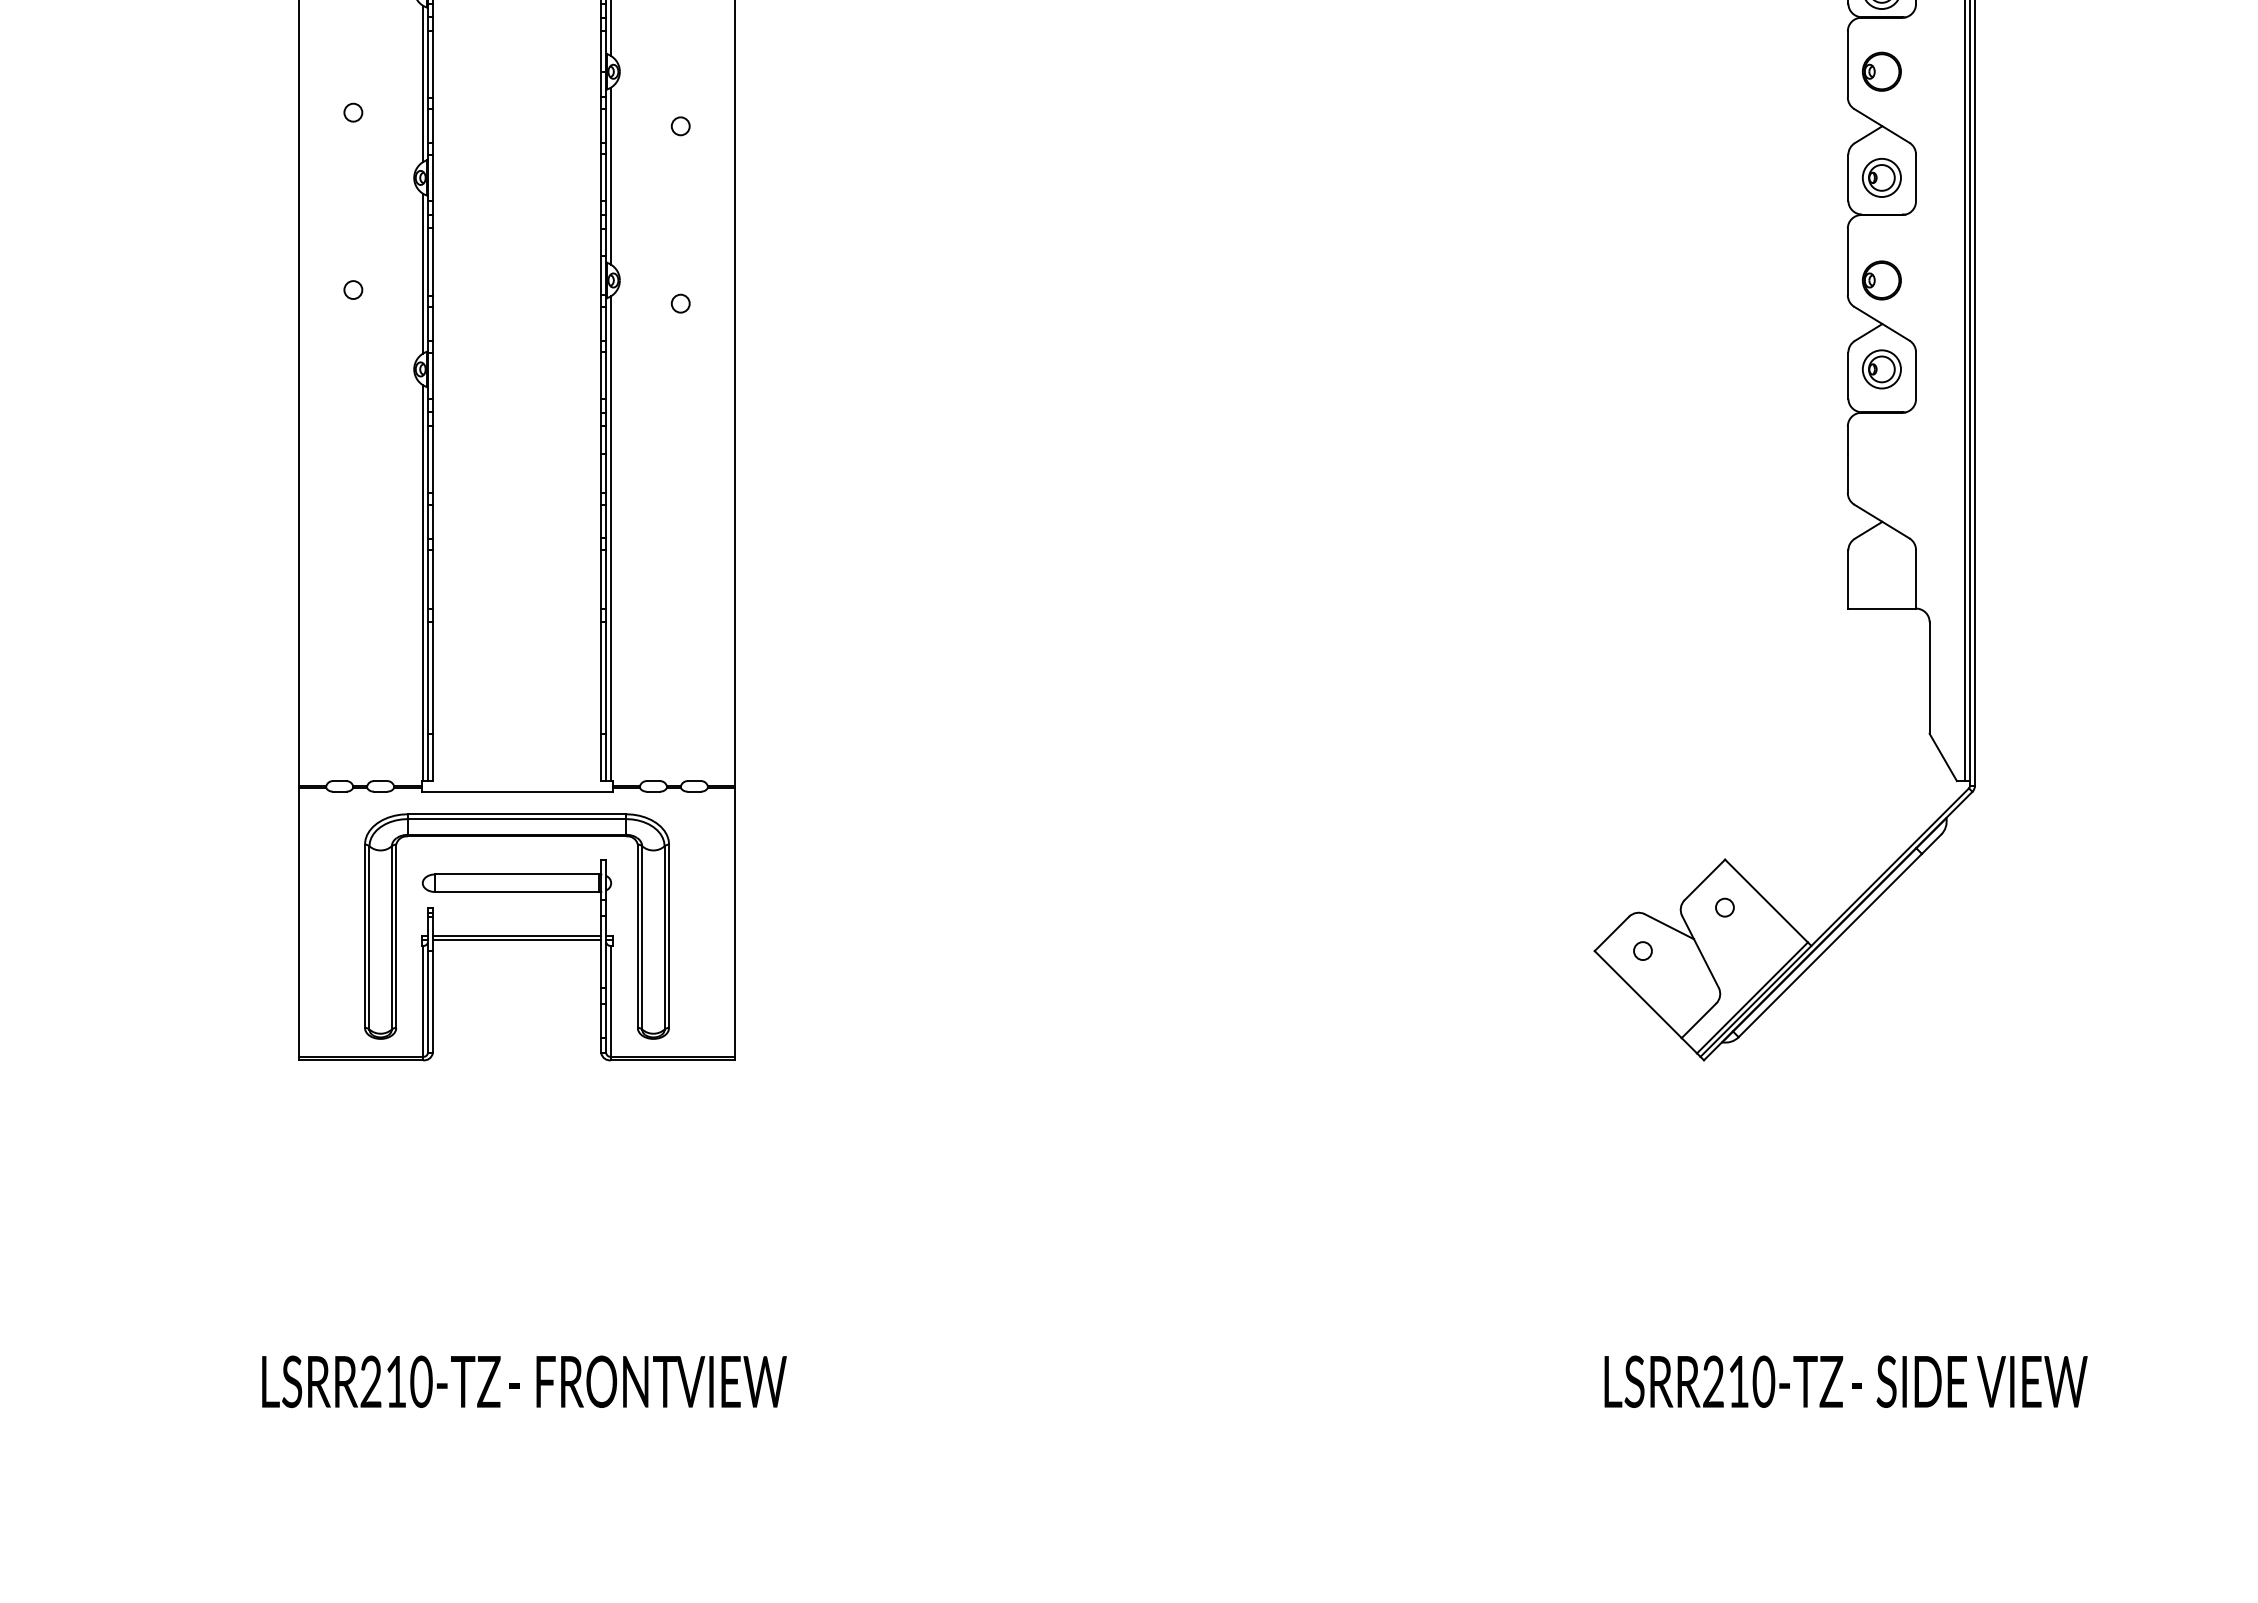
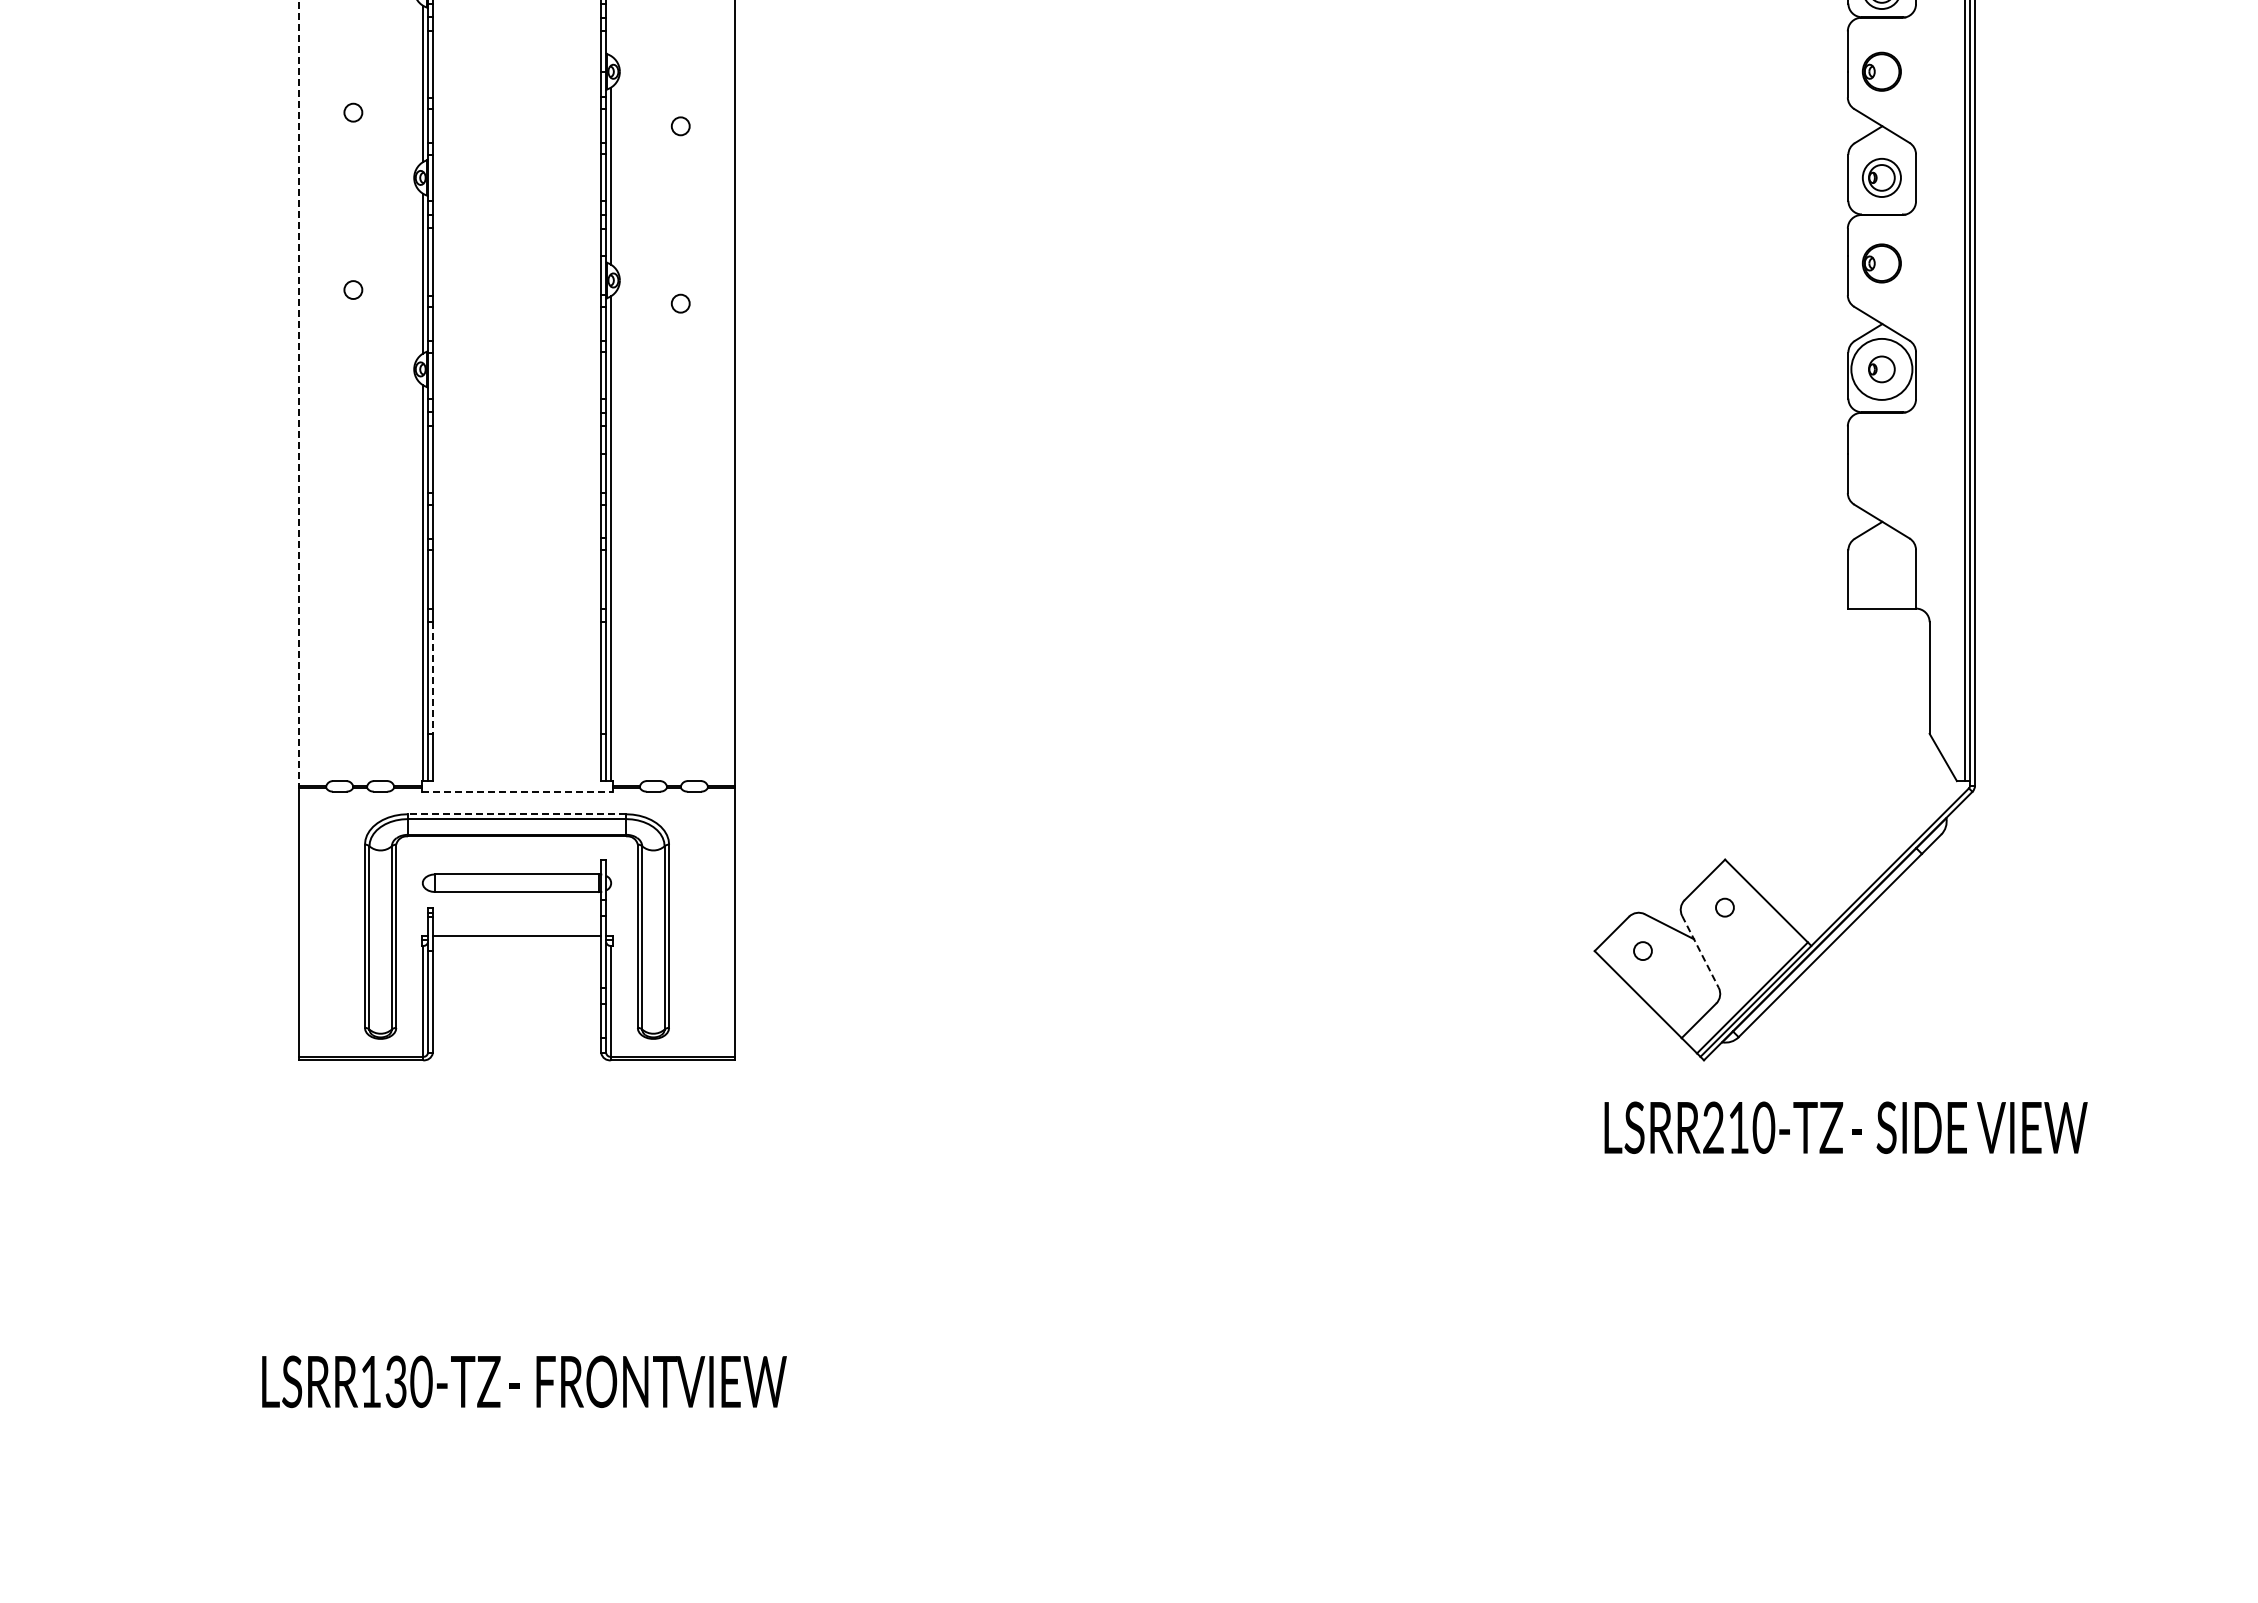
line: present -> none (611, 29)
part position: (1881, 280) -> (1881, 263) (1881, 263)
circle diameter: 38 px -> 61 px (1881, 368)
line: solid -> dashed (298, 393)
line: solid -> dashed (432, 678)
line: solid -> dashed (517, 791)
line: solid -> dashed (516, 814)
line: present -> none (516, 939)
line: solid -> dashed (1700, 952)
text: LSRR210-TZ -> LSRR130-TZ (383, 1381)
text position: (1845, 1381) -> (1845, 1127) (1845, 1127)
